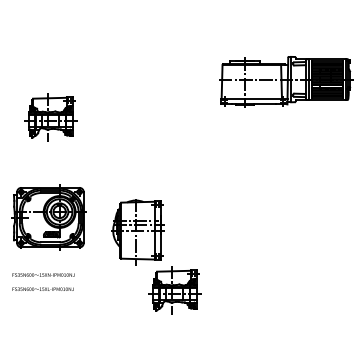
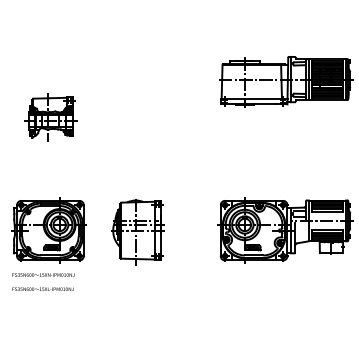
part position: (48, 217) -> (48, 230) (48, 230)
part: none -> present (285, 230)
part: present -> none (174, 290)
